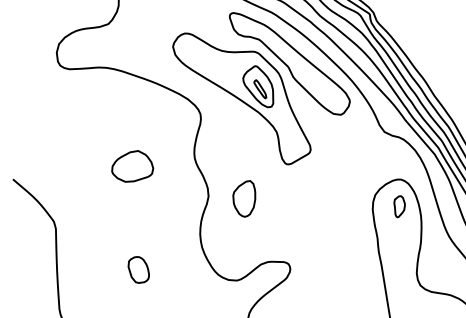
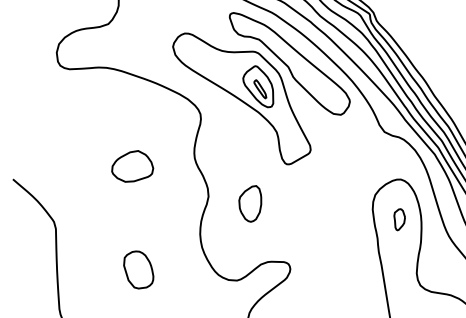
part position: (244, 198) -> (250, 203) (250, 203)
part position: (399, 206) -> (399, 219) (399, 219)
part size: 23x28 px -> 32x40 px (138, 269)
